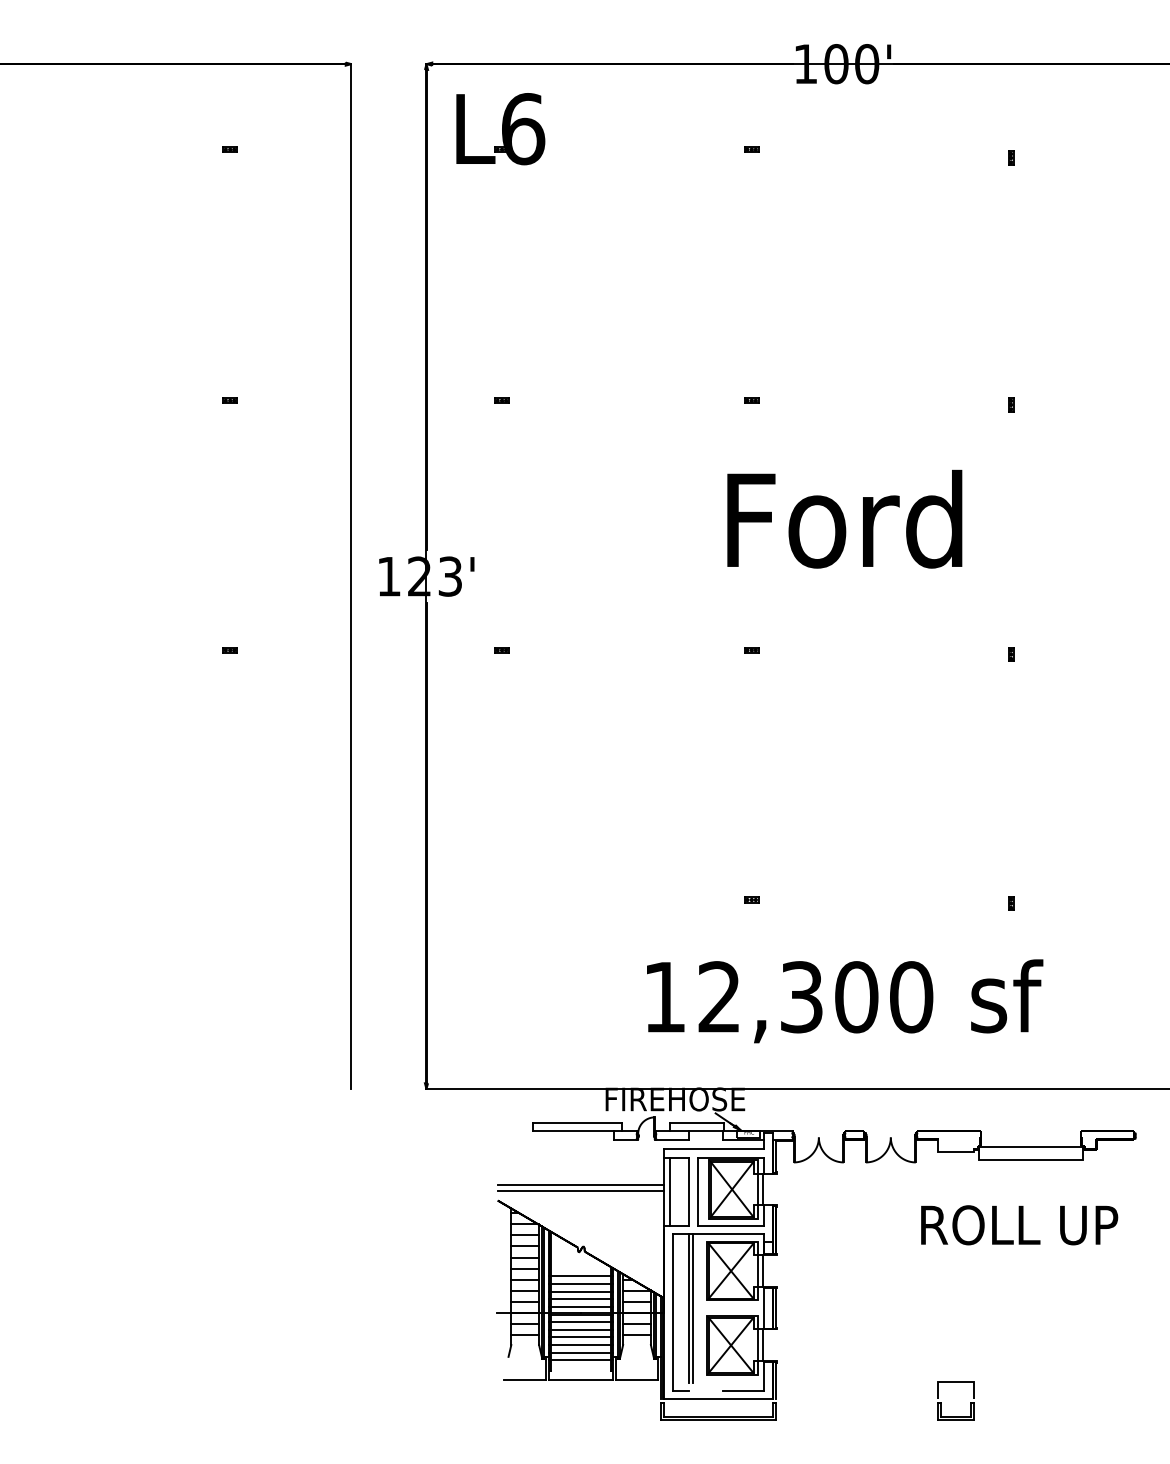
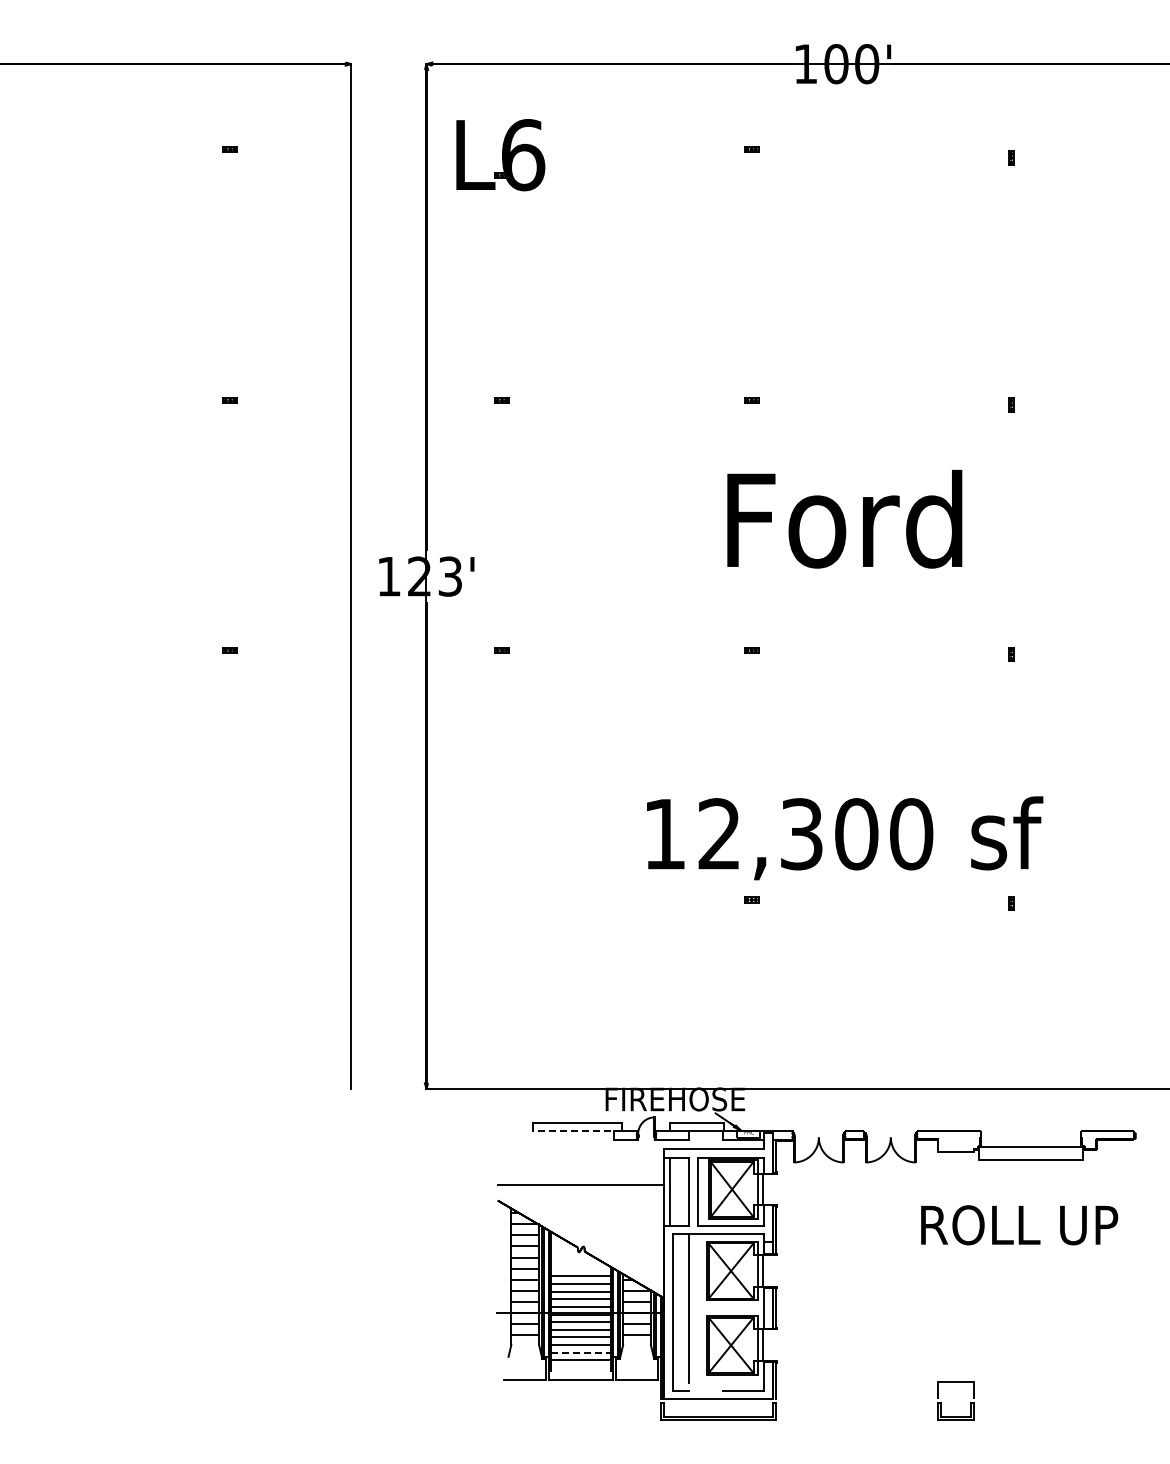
part position: (500, 129) -> (500, 155) (500, 155)
text position: (845, 1001) -> (845, 838) (845, 838)
line: solid -> dashed (577, 1131)
line: present -> none (580, 1190)
line: present -> none (692, 1307)
line: solid -> dashed (581, 1352)
